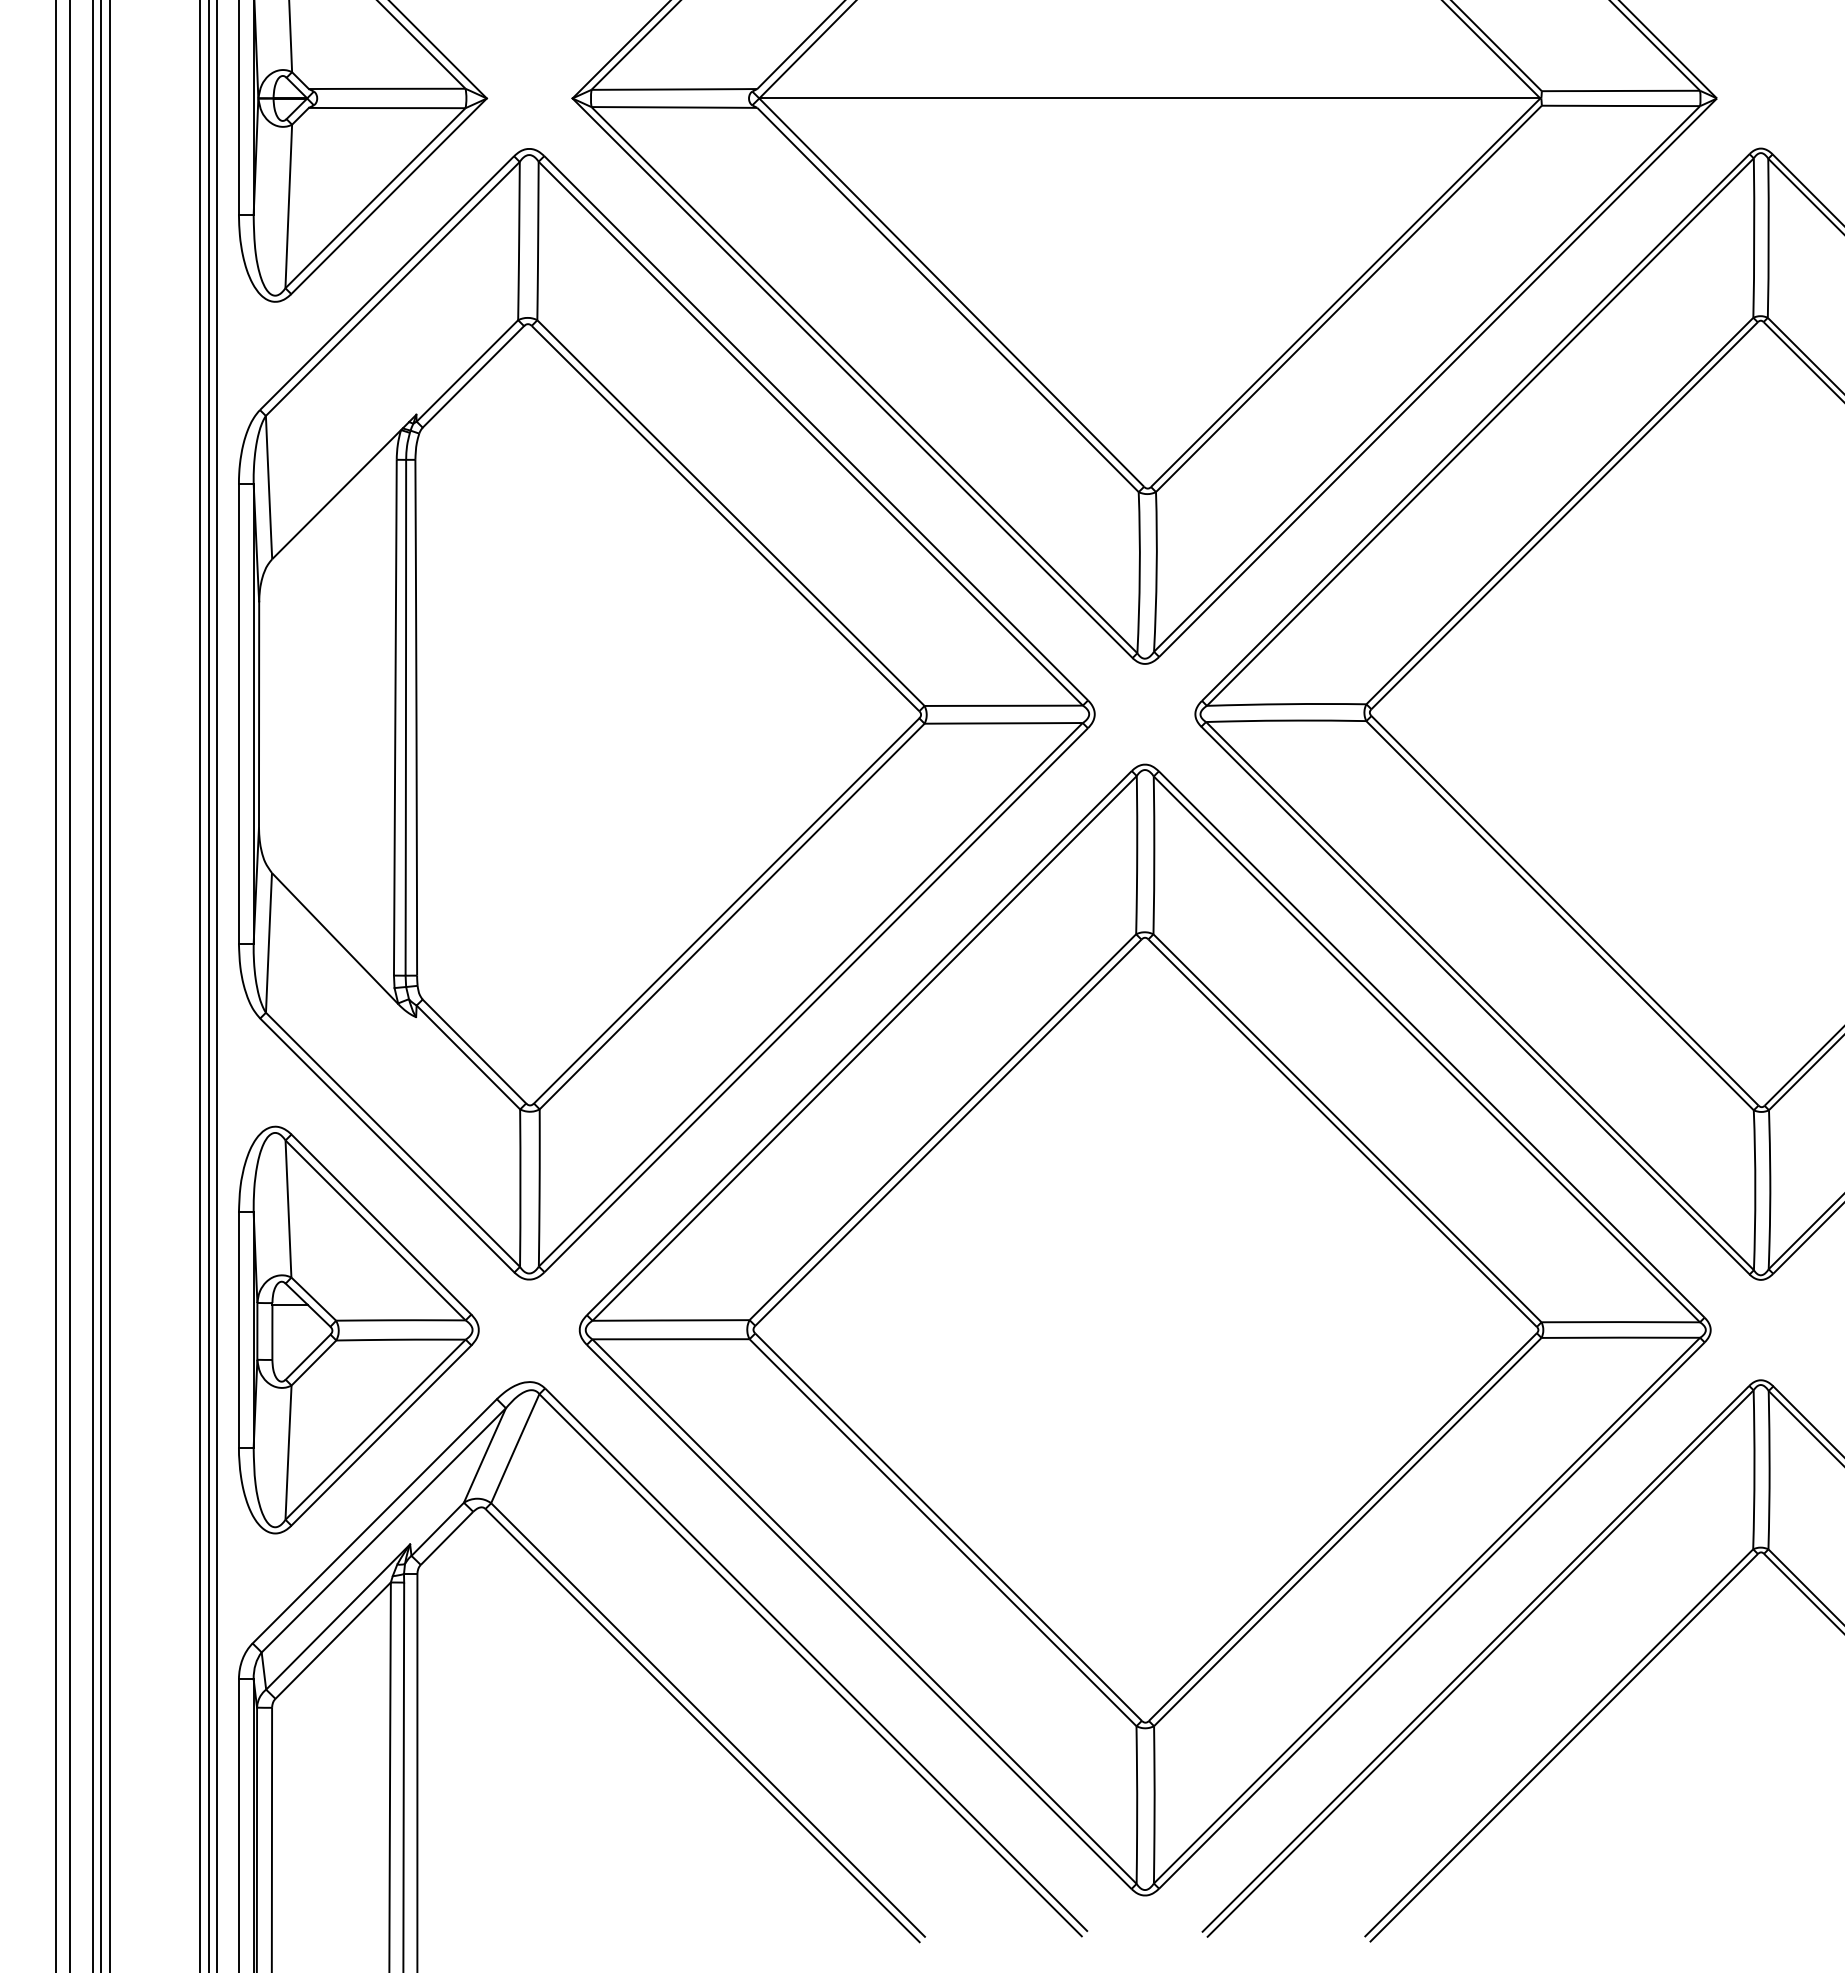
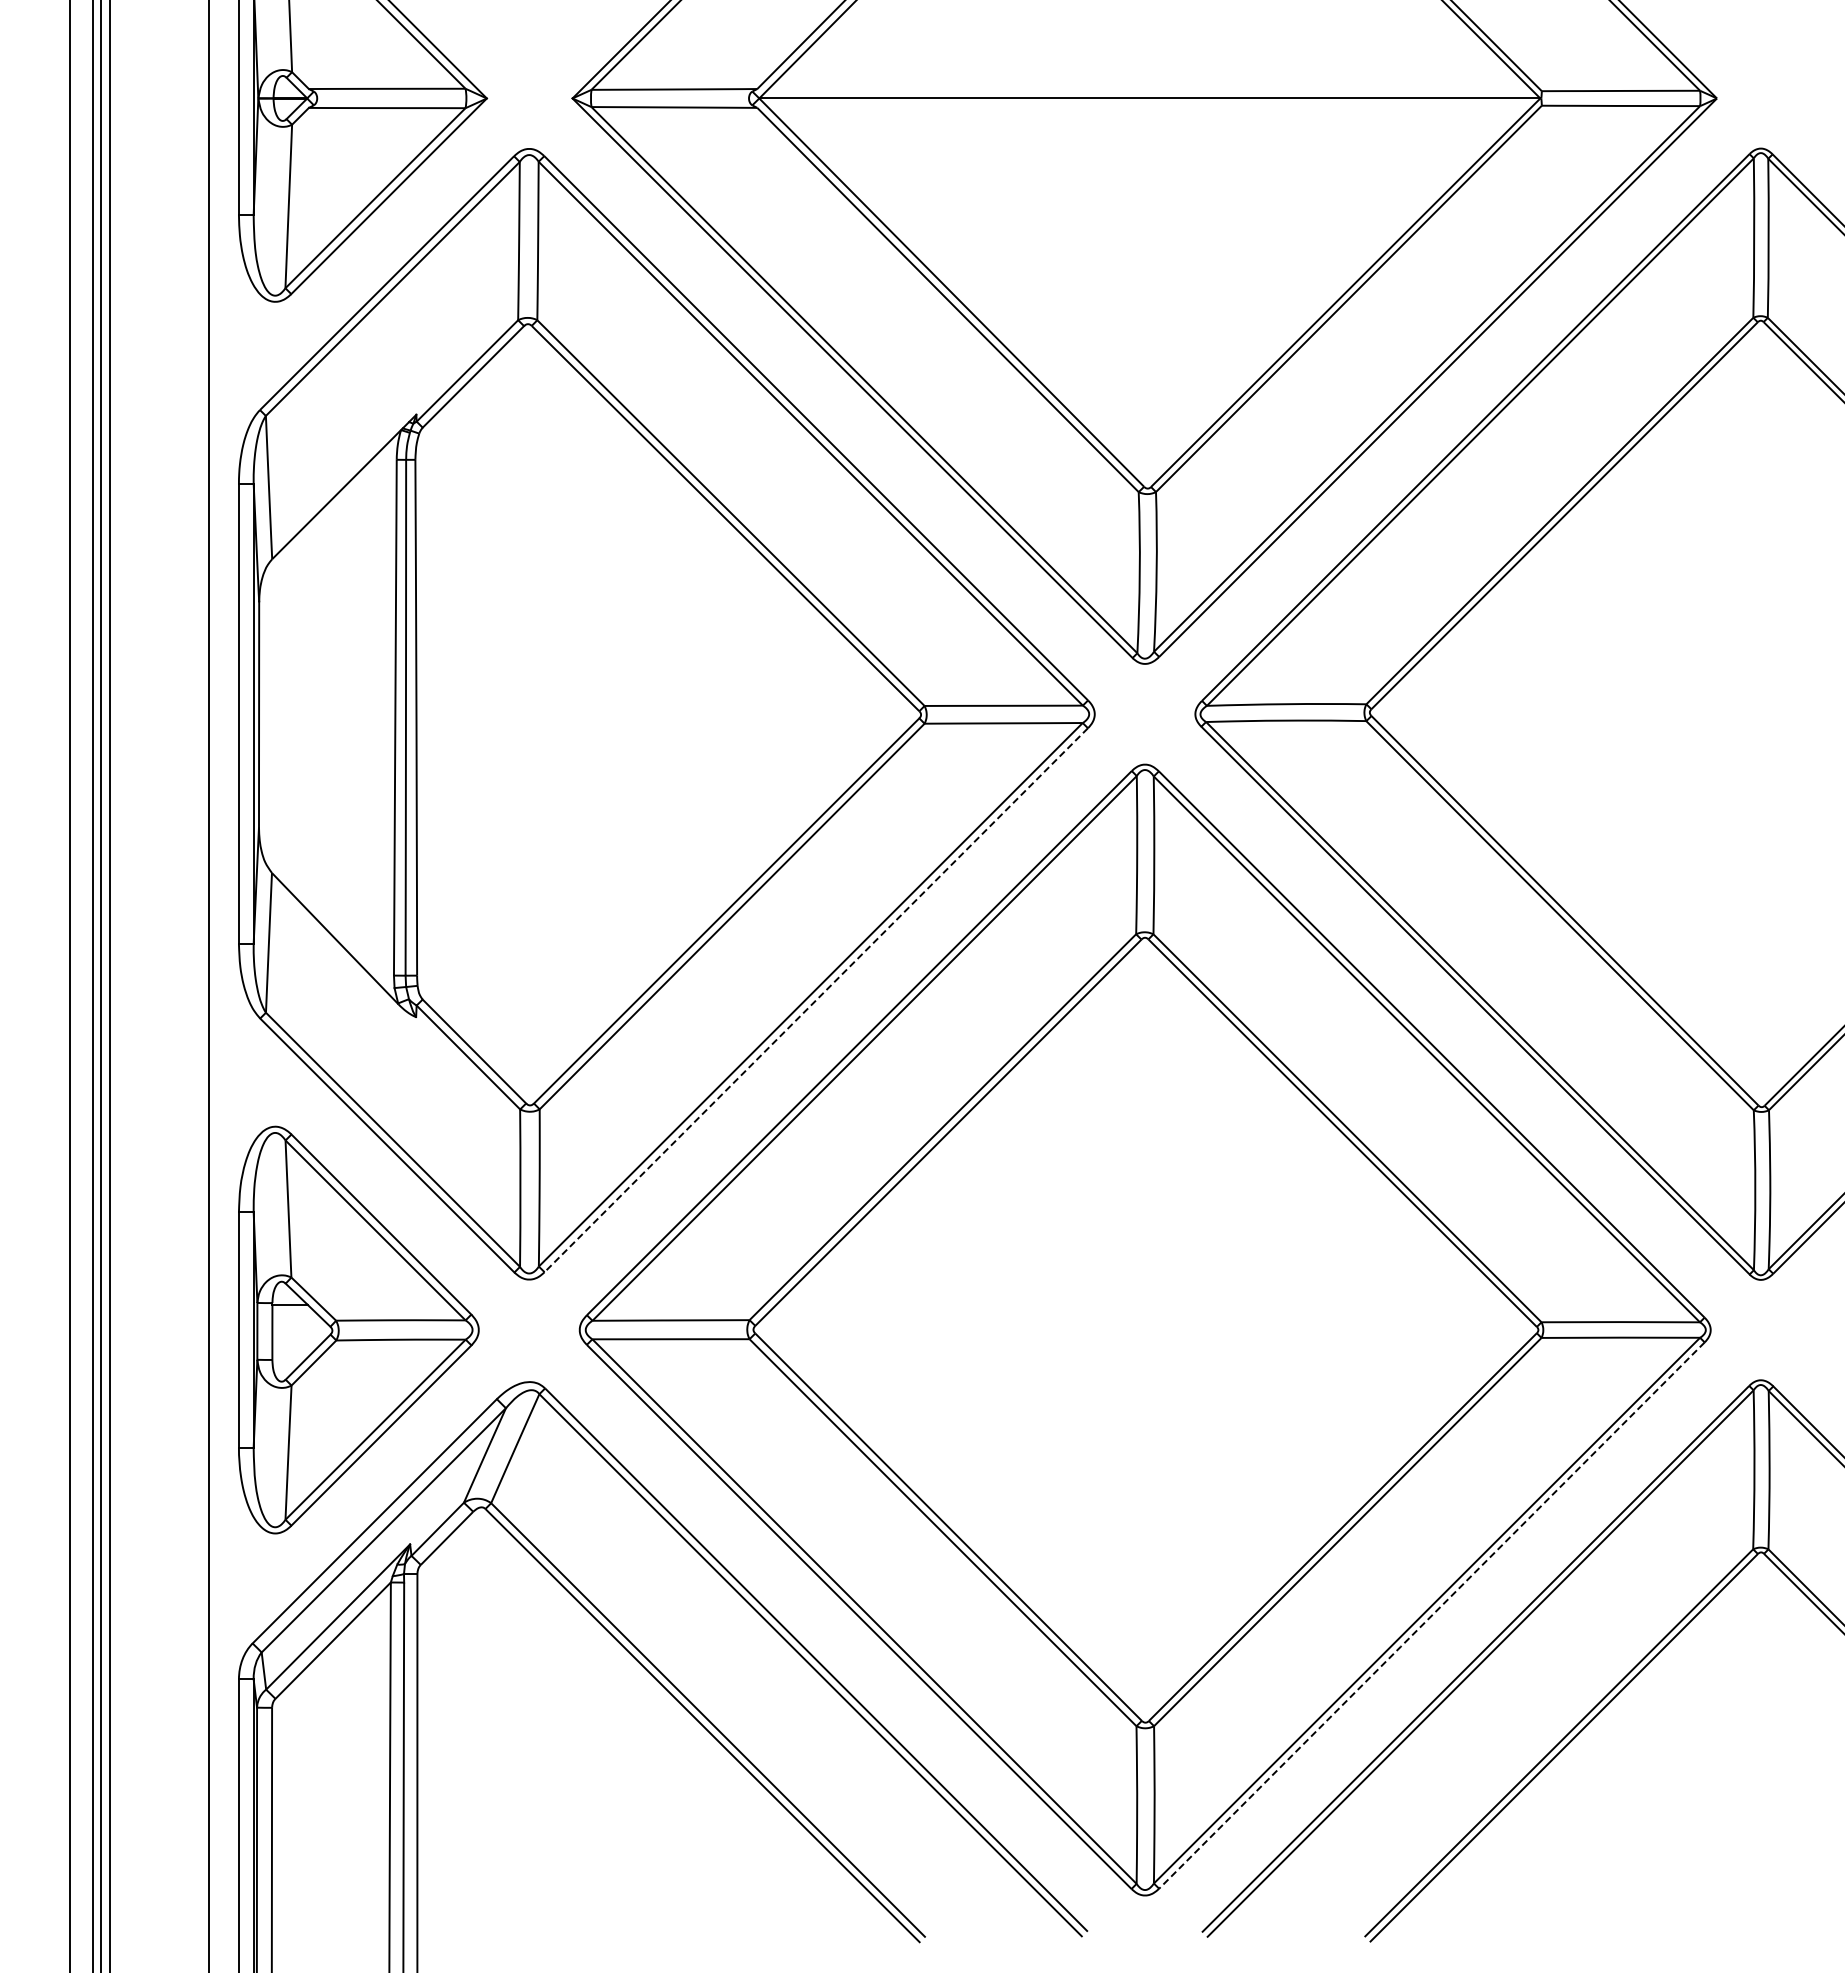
line: present -> none (55, 985)
line: present -> none (200, 985)
line: present -> none (217, 985)
line: solid -> dashed (816, 1000)
line: solid -> dashed (1431, 1616)
